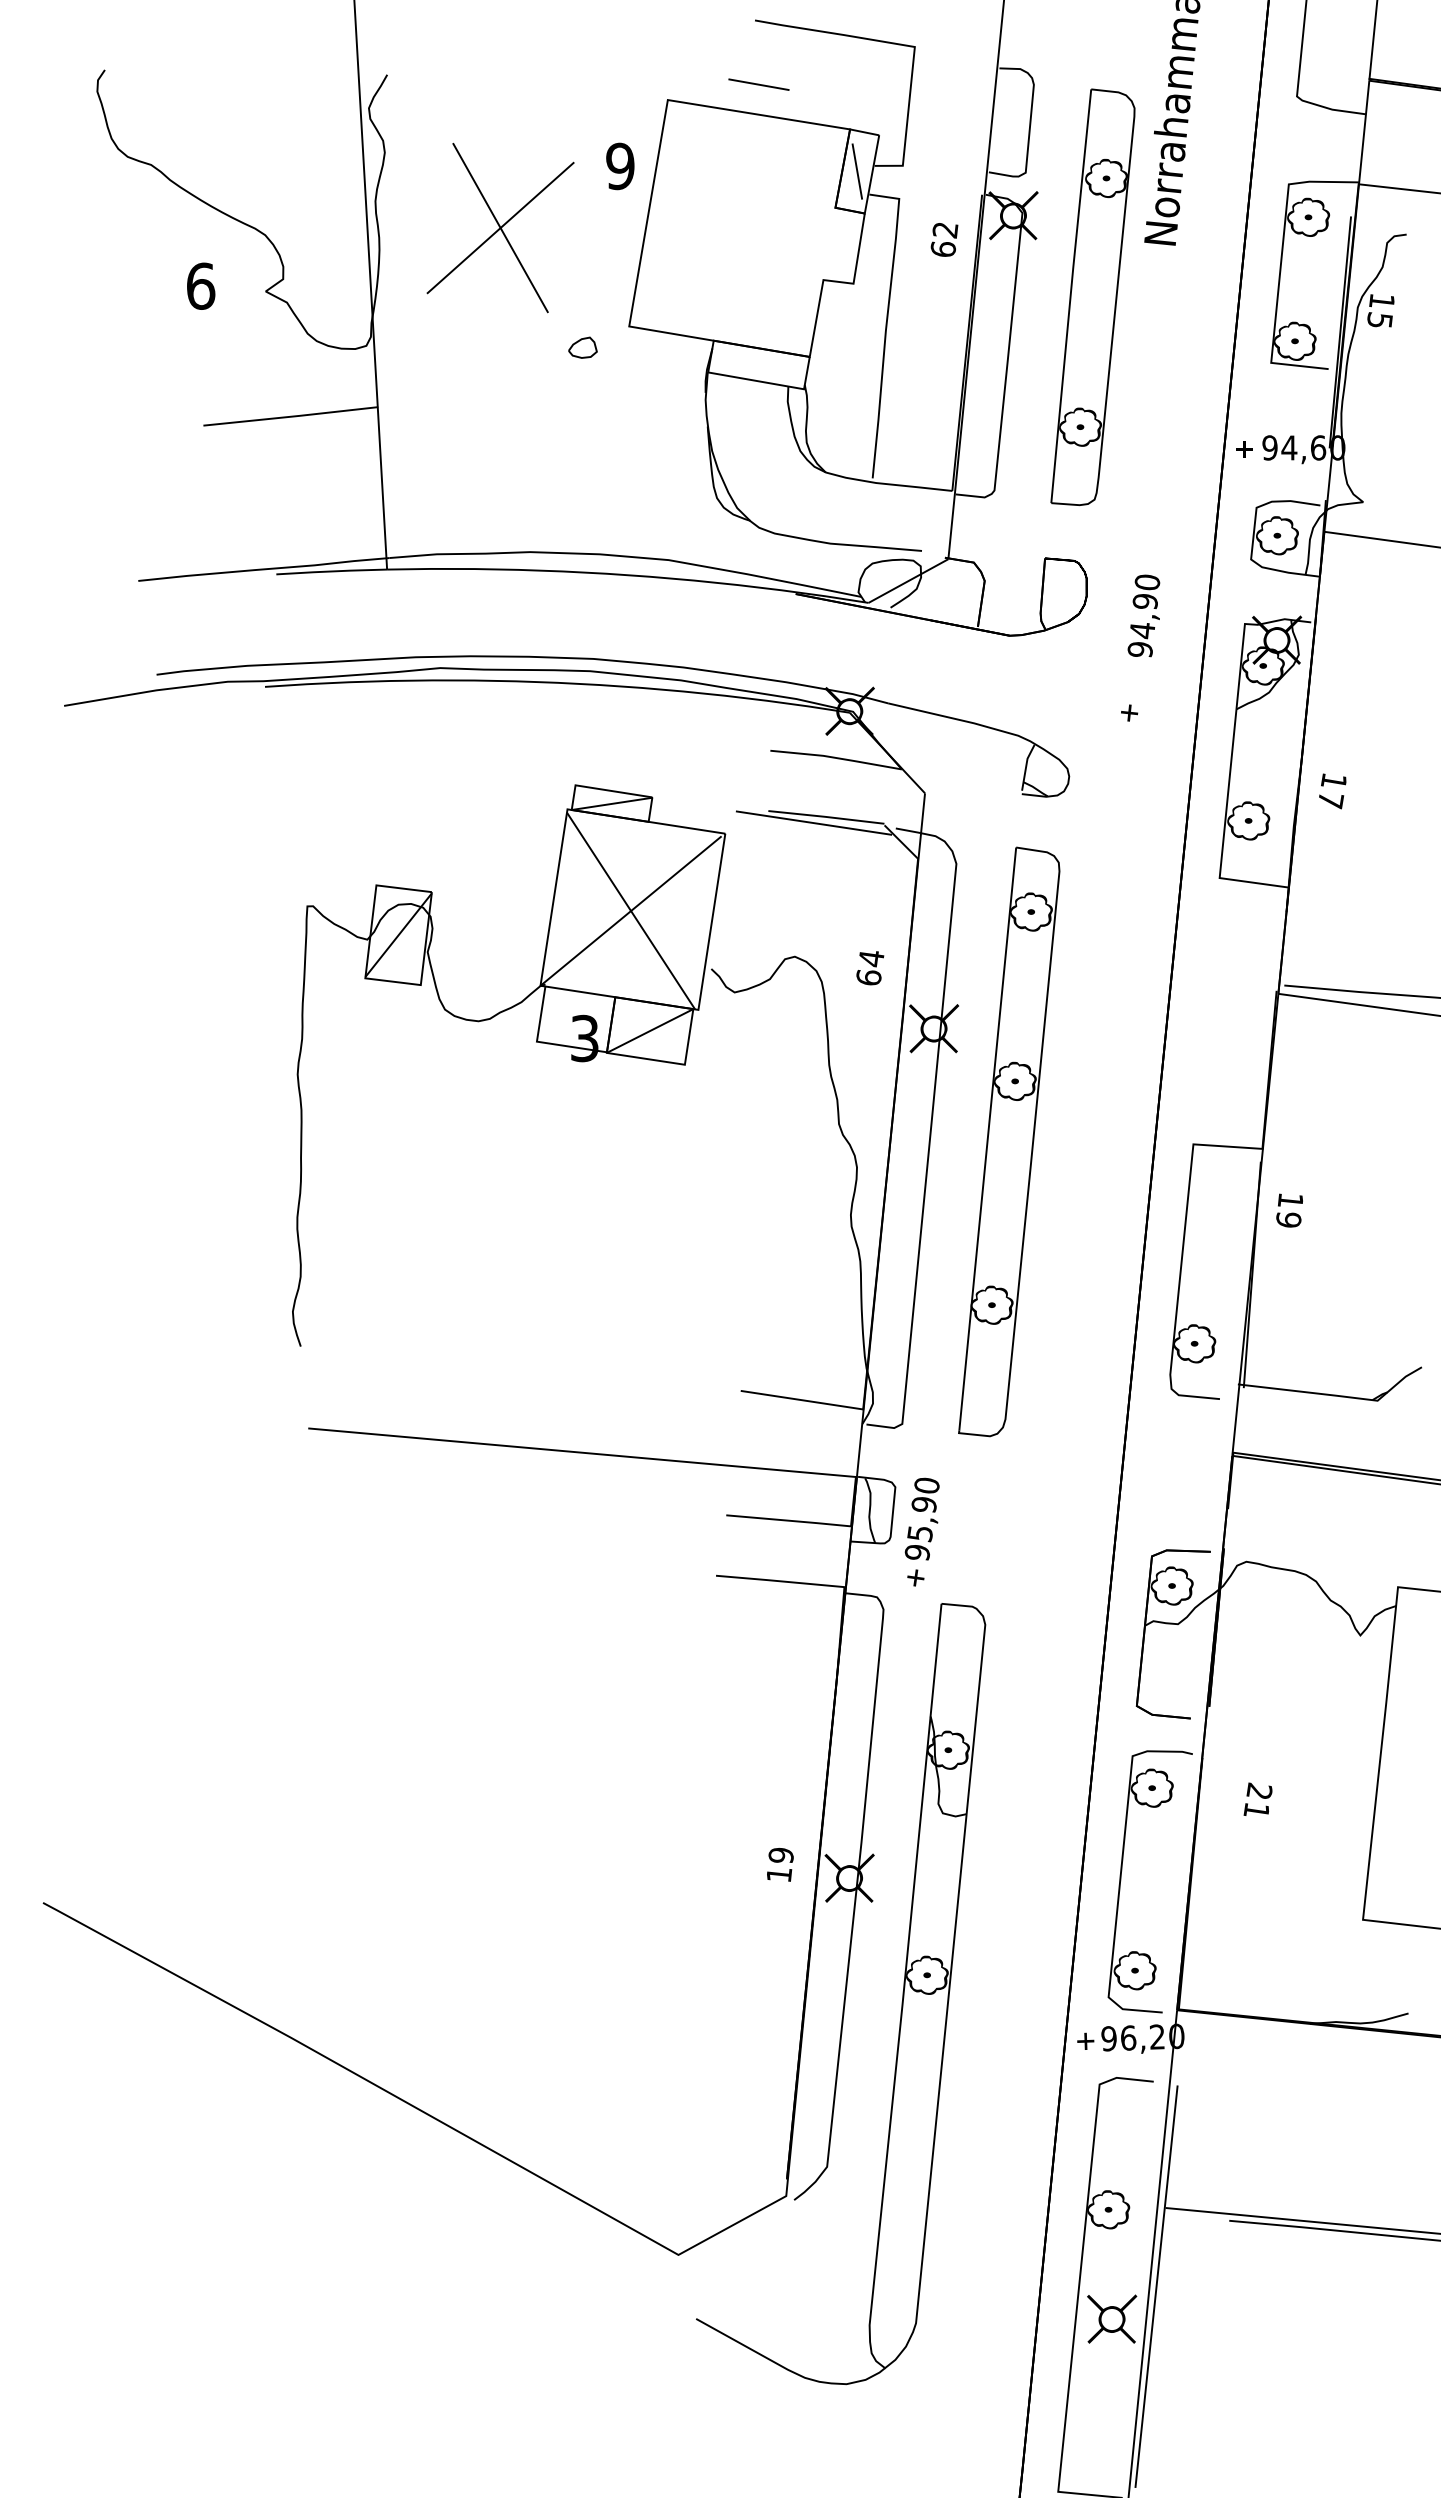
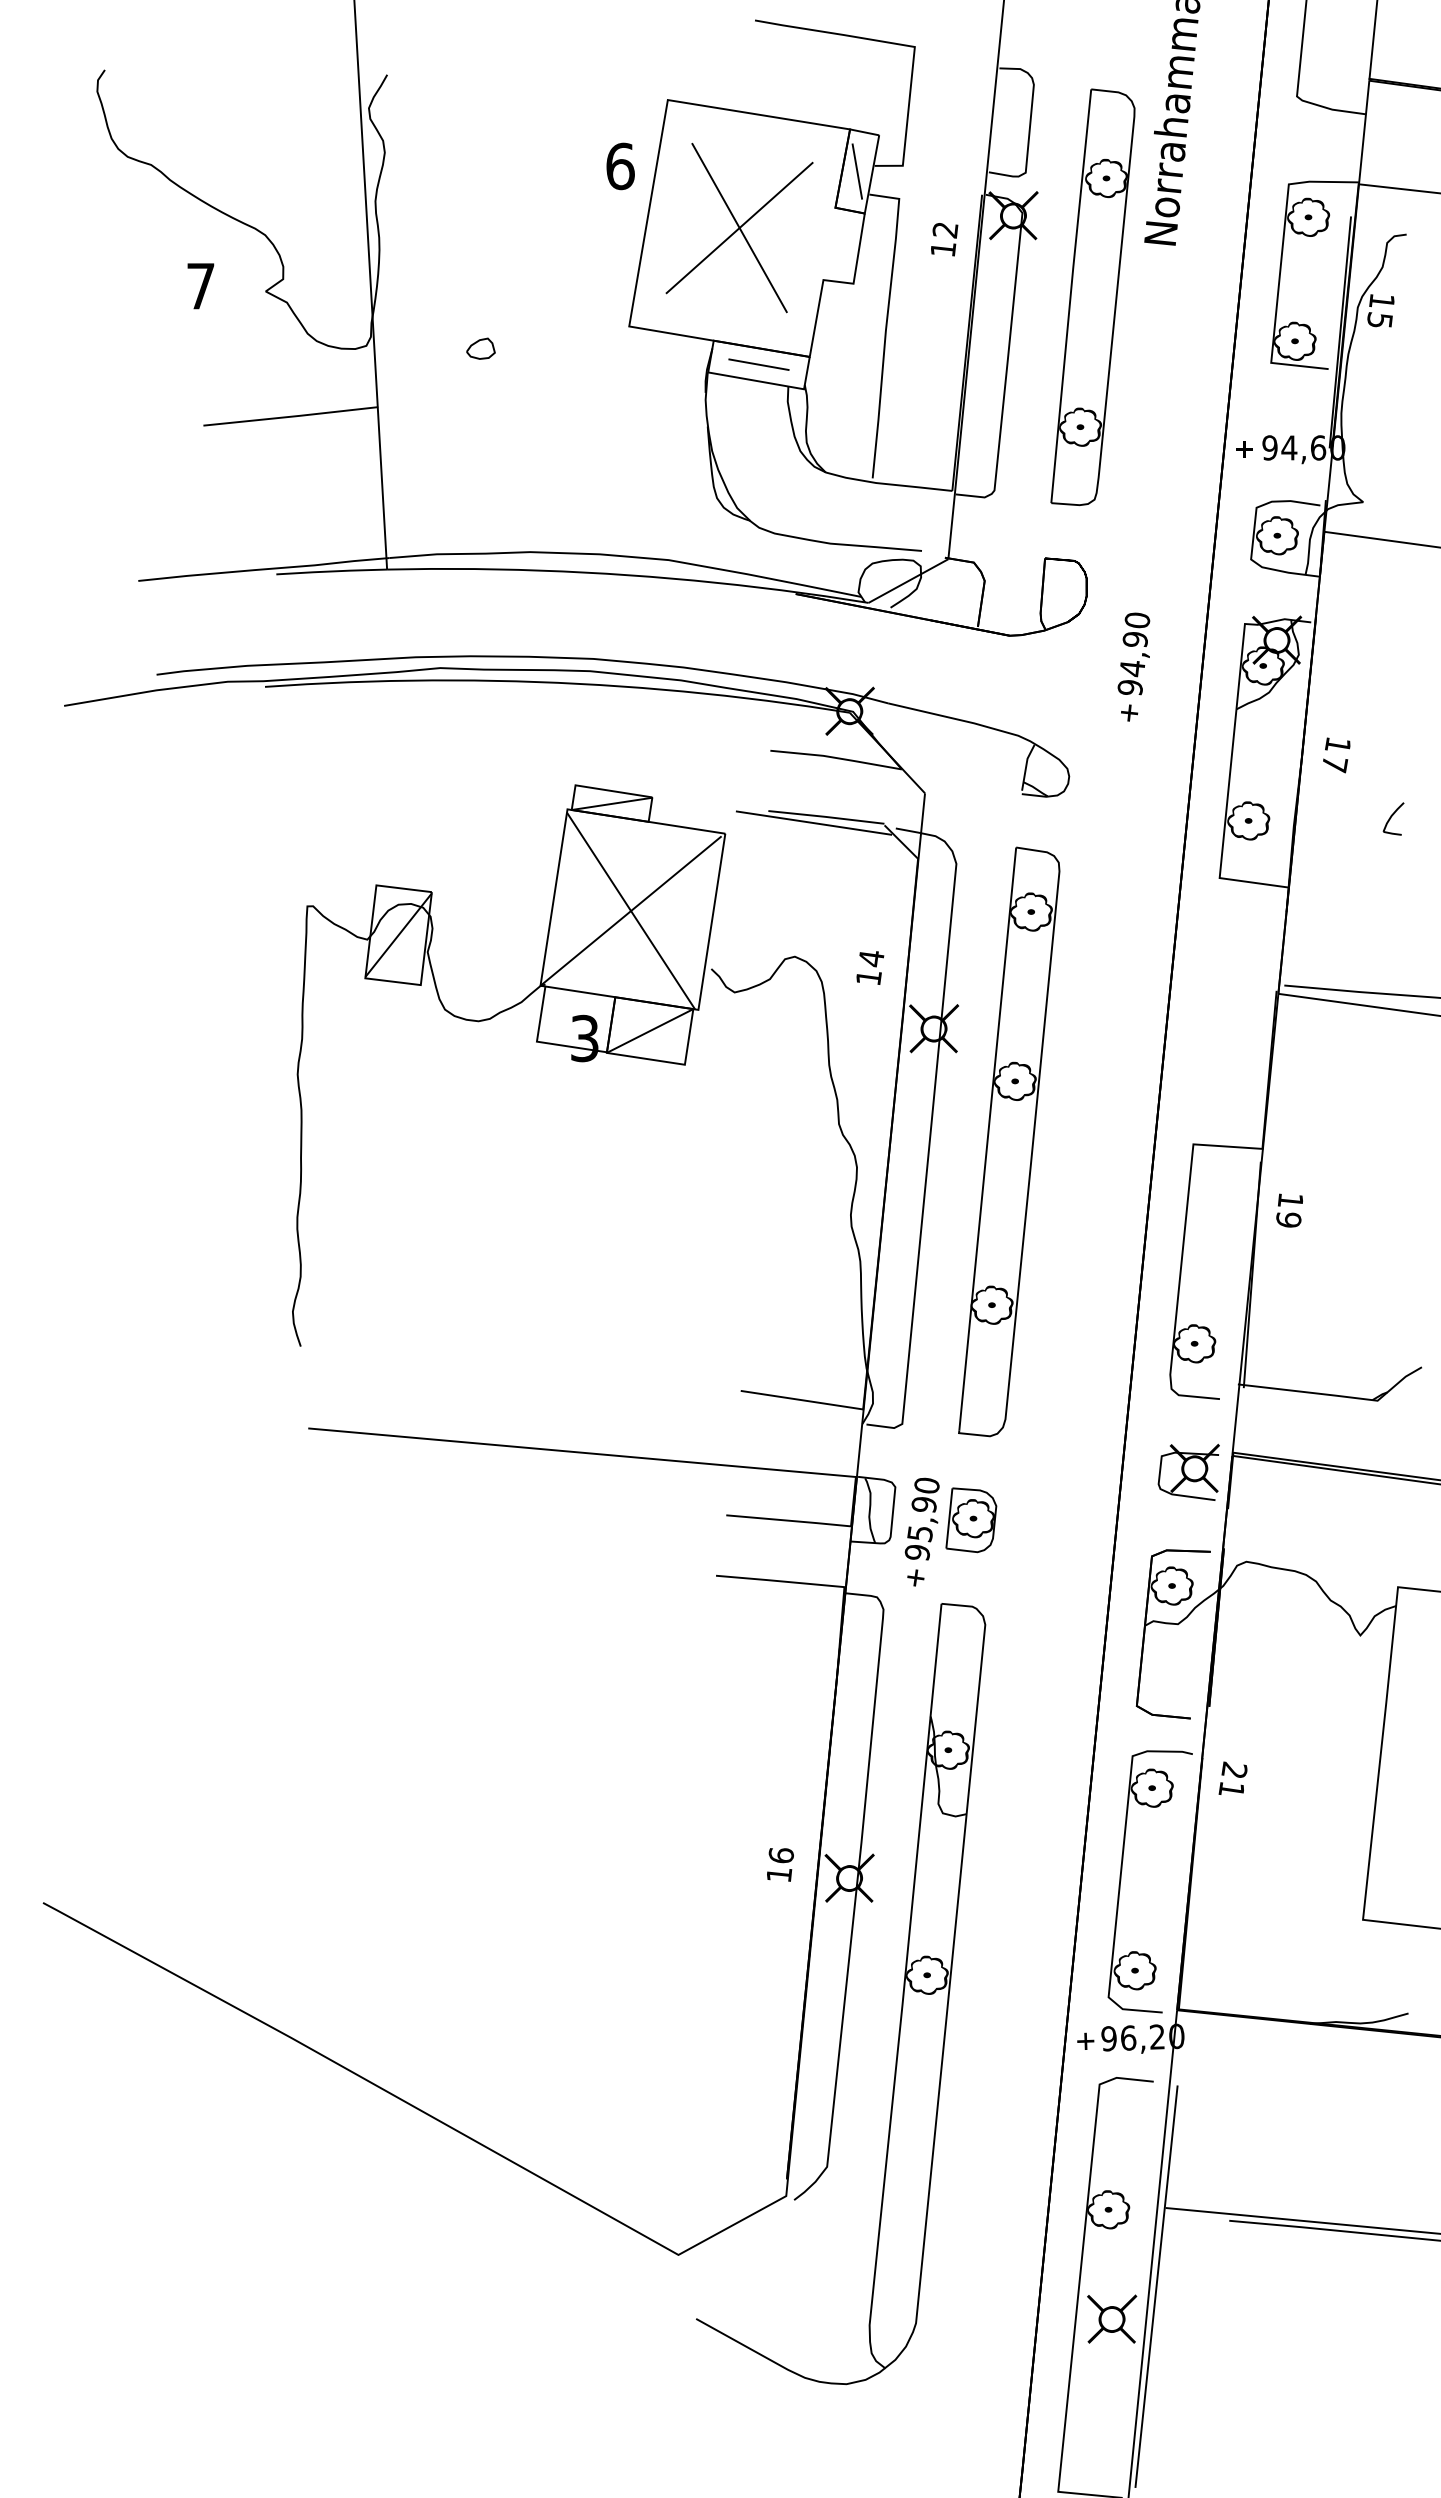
line position: (758, 84) -> (758, 364) (758, 364)
text: 9 -> 6 (620, 166)
part position: (500, 228) -> (739, 228) (739, 228)
text: 62 -> 12 (943, 248)
text: 6 -> 7 (201, 285)
part position: (582, 347) -> (480, 348) (480, 348)
text position: (1143, 615) -> (1133, 653) (1133, 653)
text position: (1332, 791) -> (1336, 755) (1336, 755)
part: none -> present (1393, 818)
text: 64 -> 14 (868, 977)
part: none -> present (1188, 1471)
part: none -> present (971, 1520)
text position: (1257, 1798) -> (1232, 1777) (1232, 1777)
text: 19 -> 16 (780, 1855)
